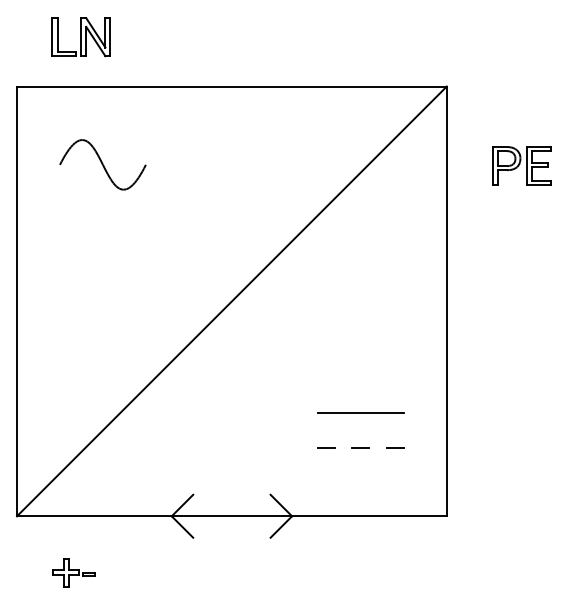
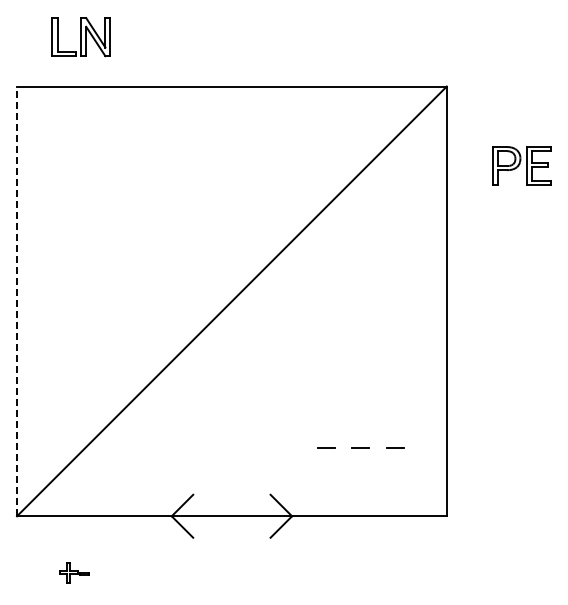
part: present -> none (102, 164)
line: solid -> dashed (17, 301)
line: present -> none (360, 413)
part size: 44x30 px -> 31x22 px (74, 572)
